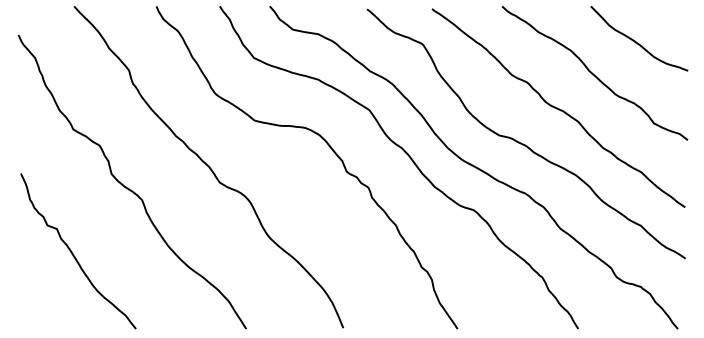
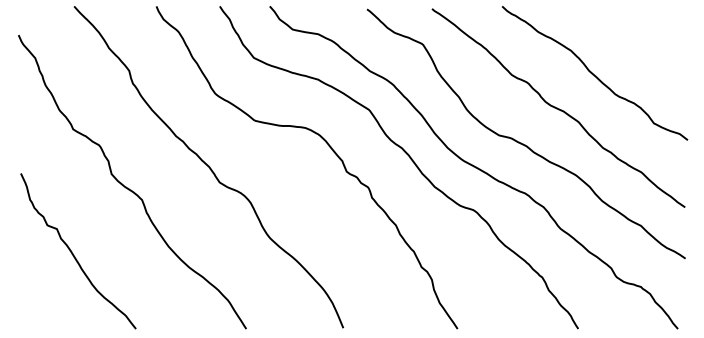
curve: present -> none (636, 41)
